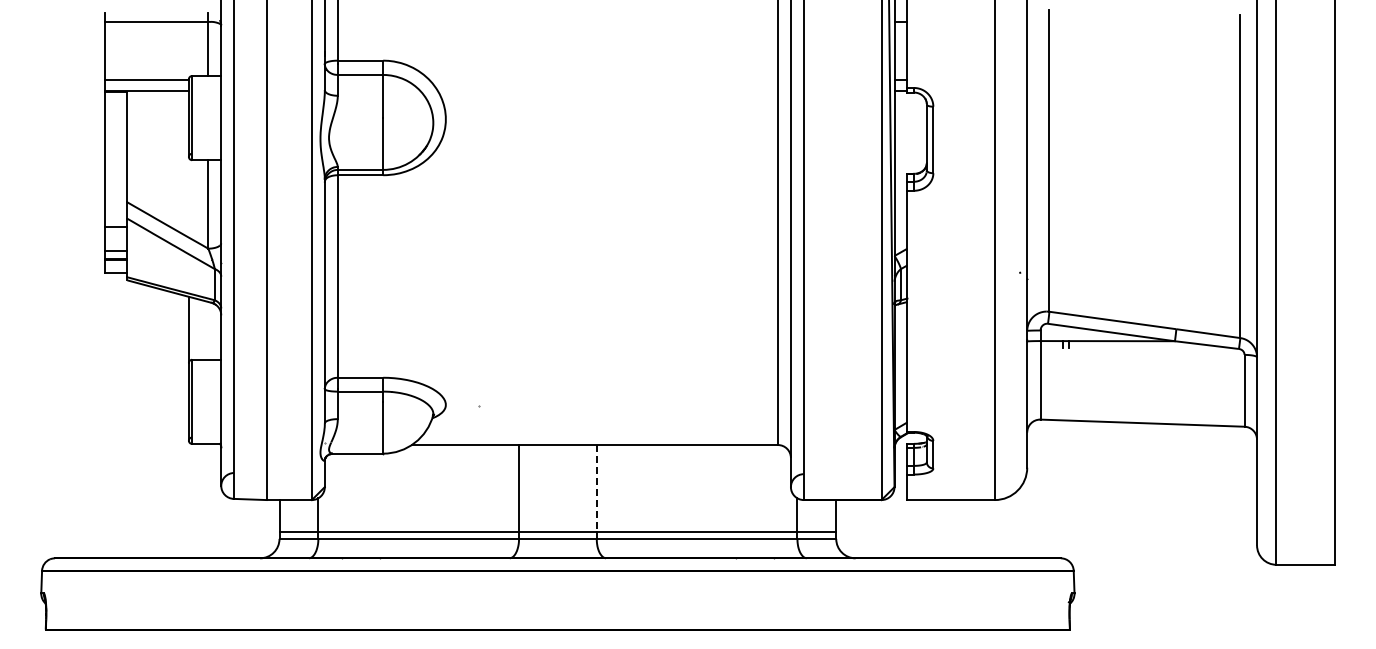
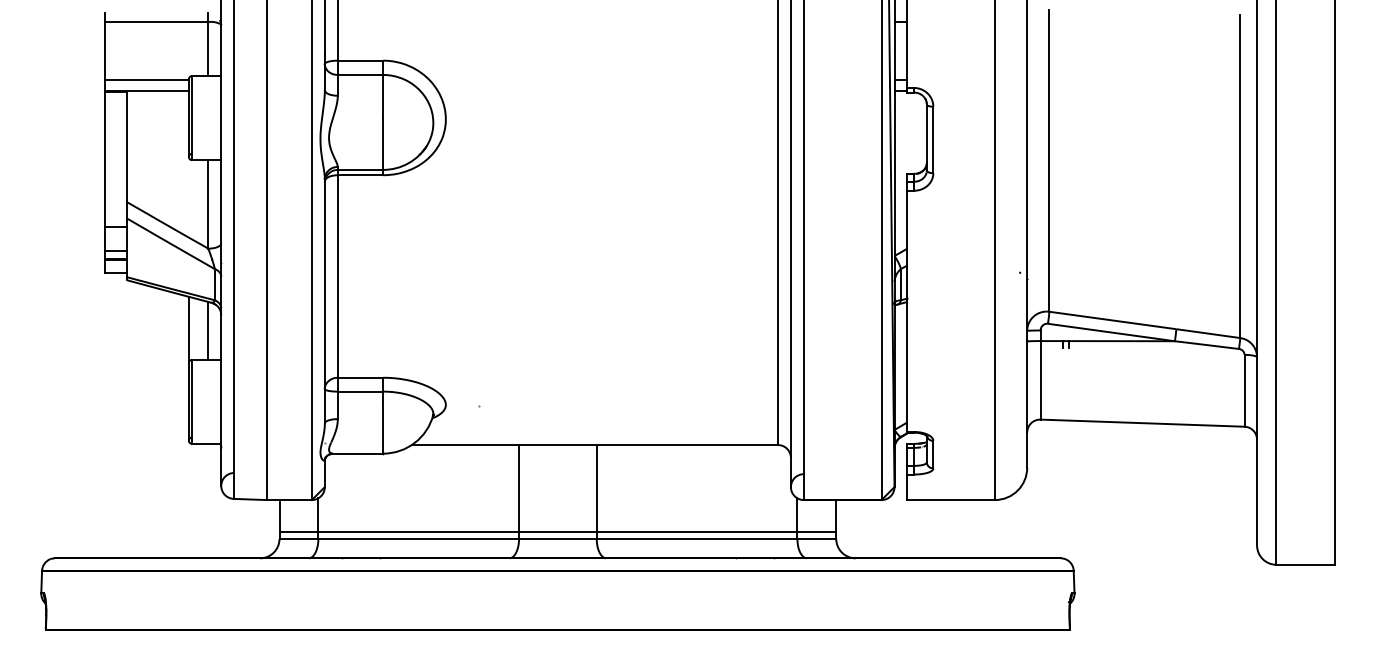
line: none -> present (208, 330)
line: dashed -> solid (596, 488)
